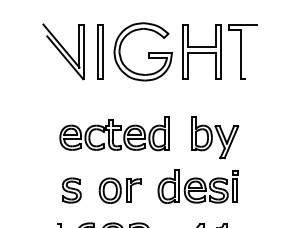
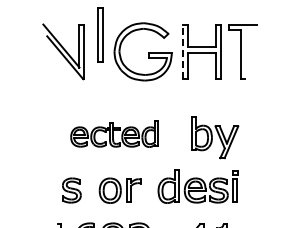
part position: (100, 51) -> (100, 34) (100, 34)
line: solid -> dashed (183, 51)
part size: 111x36 px -> 89x28 px (114, 133)
